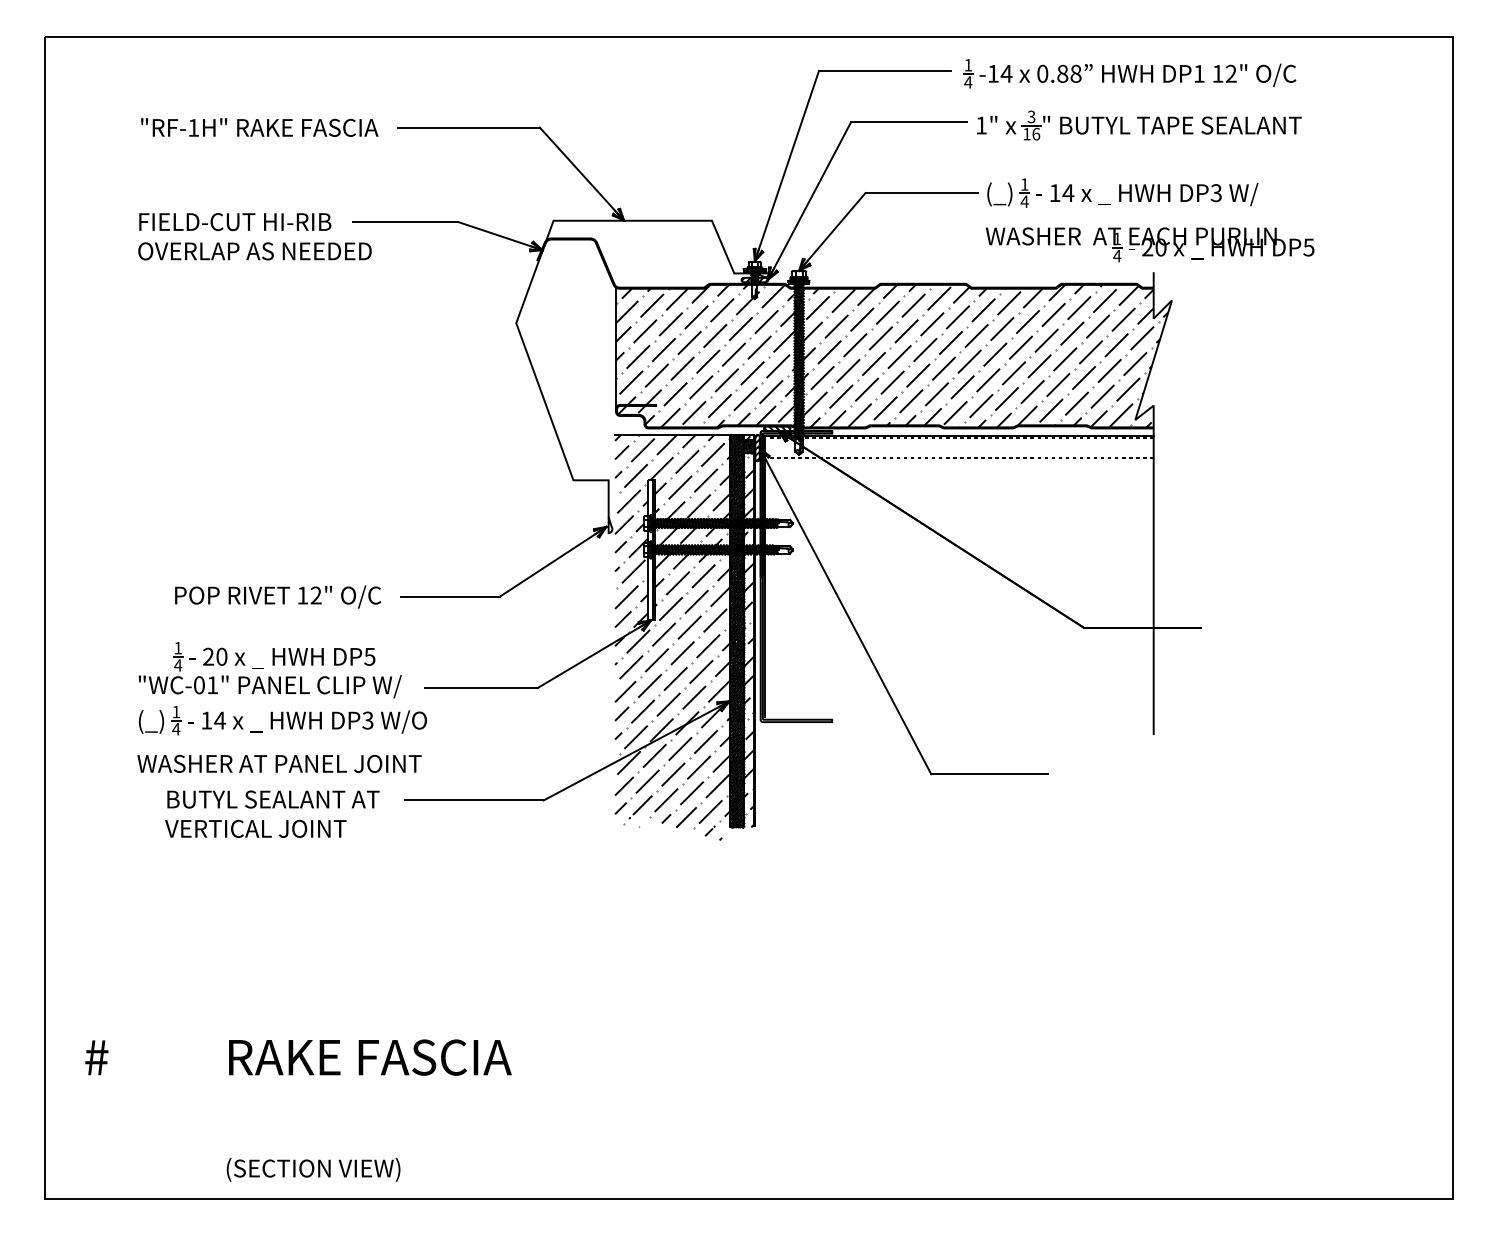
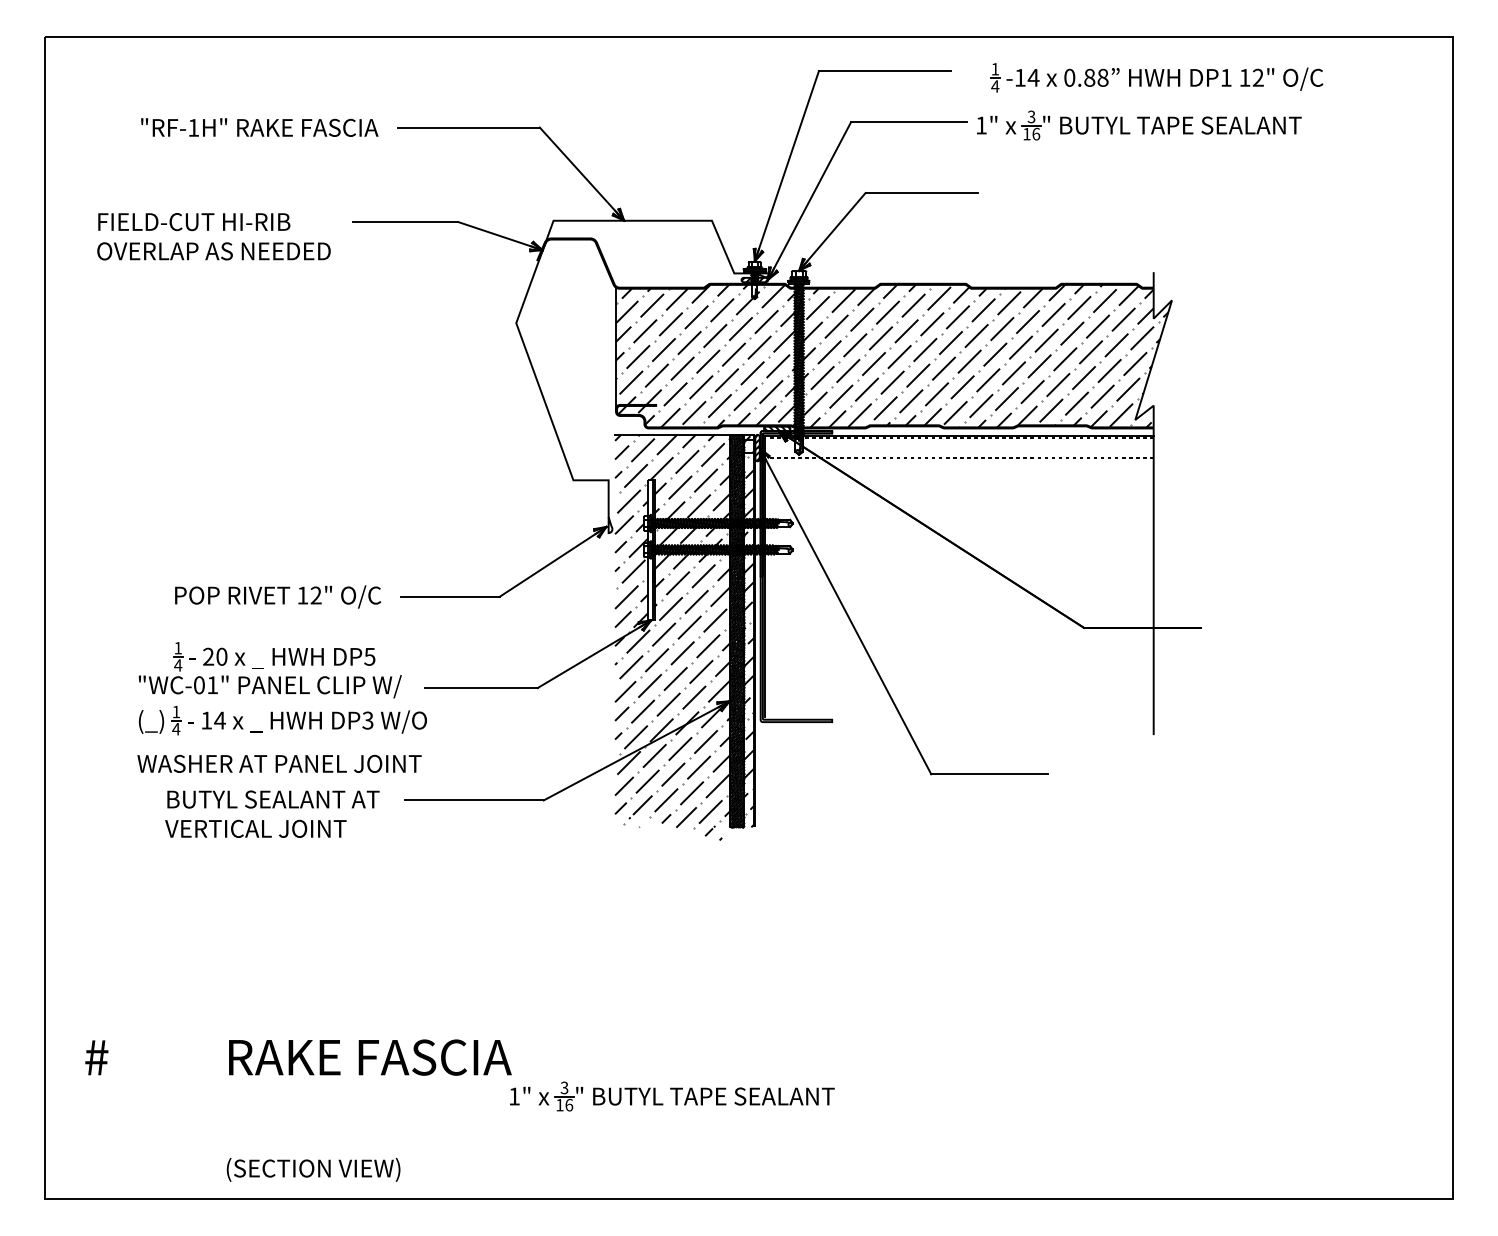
part position: (1129, 73) -> (1156, 77) (1156, 77)
part: present -> none (1149, 227)
text position: (254, 236) -> (213, 236) (213, 236)
hatch: present -> none (748, 446)
part: none -> present (672, 1096)
